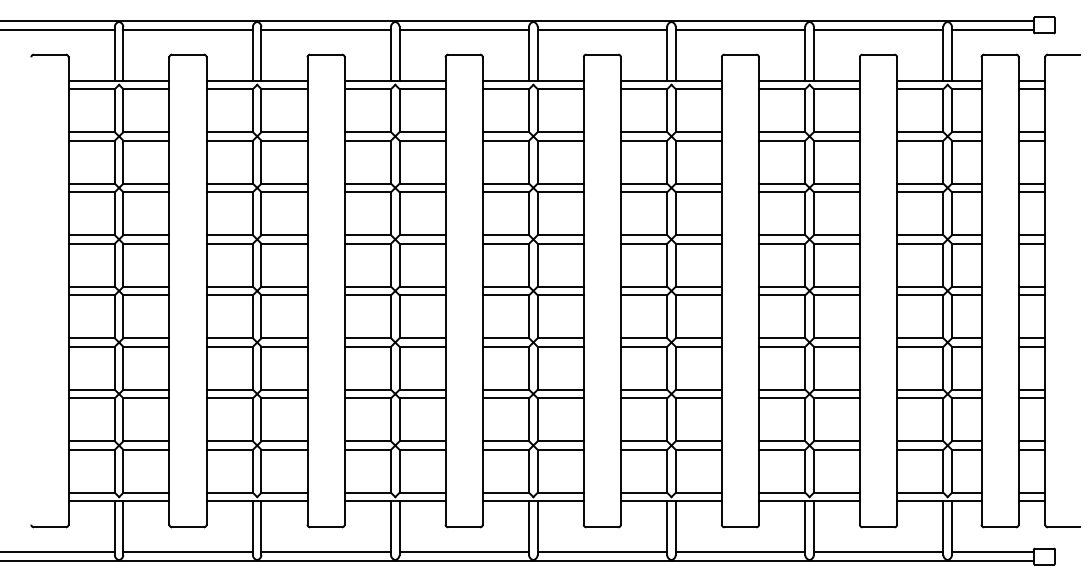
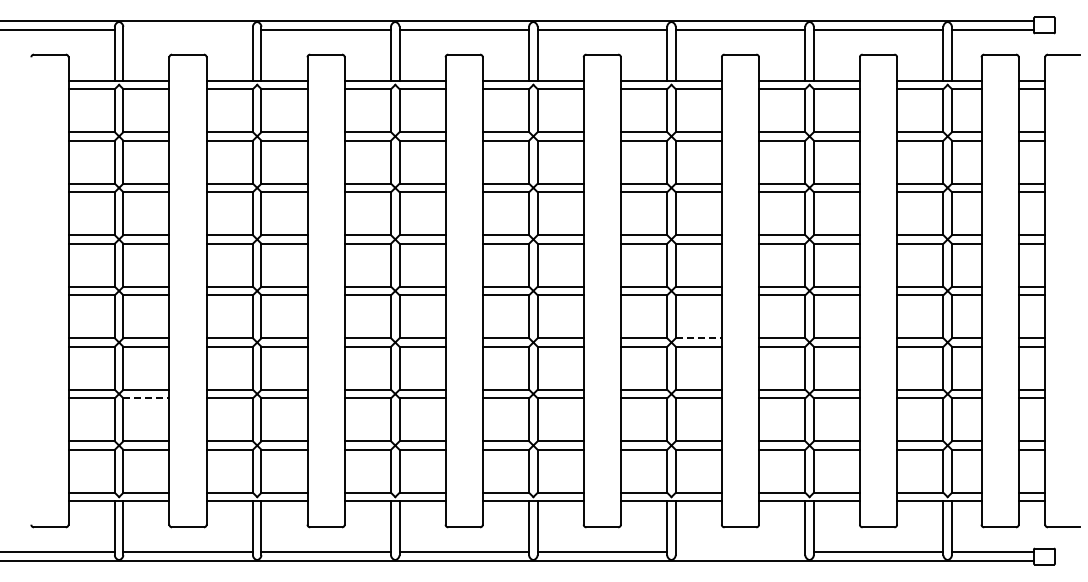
line: present -> none (187, 29)
line: solid -> dashed (699, 338)
line: solid -> dashed (146, 398)
line: present -> none (740, 552)
